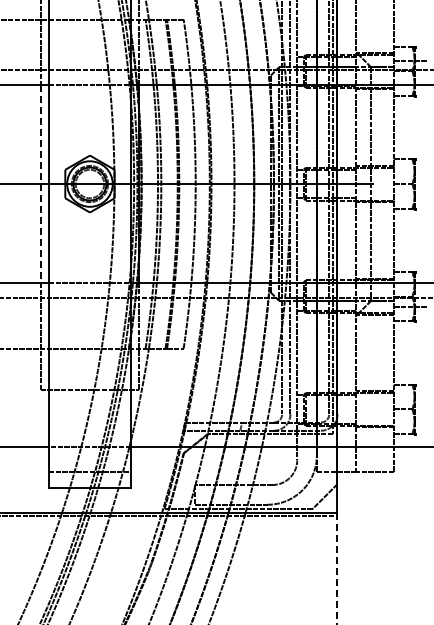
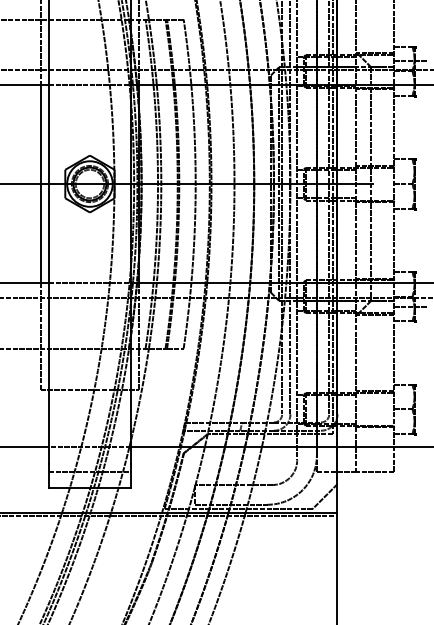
line: dashed -> solid (40, 184)
line: dashed -> solid (336, 568)
